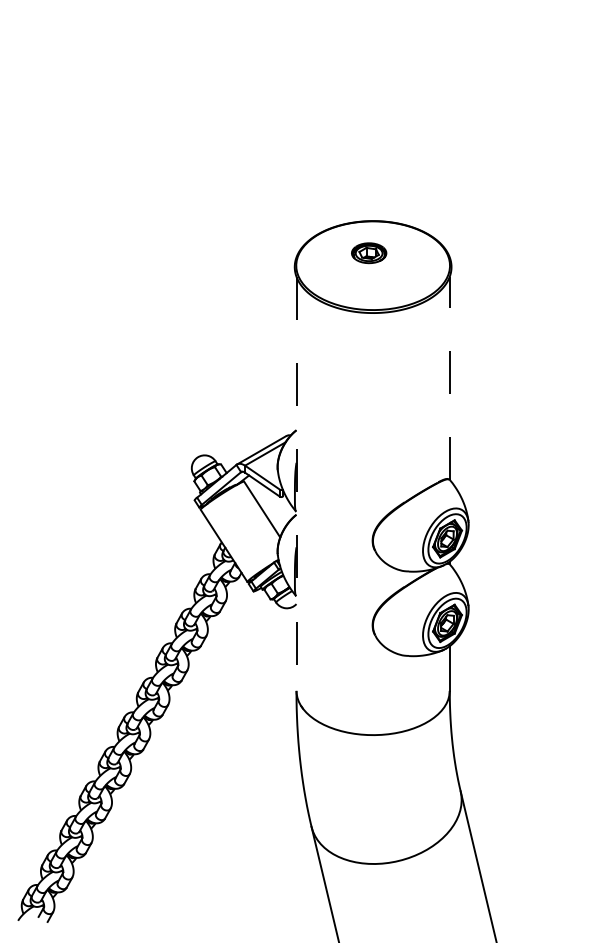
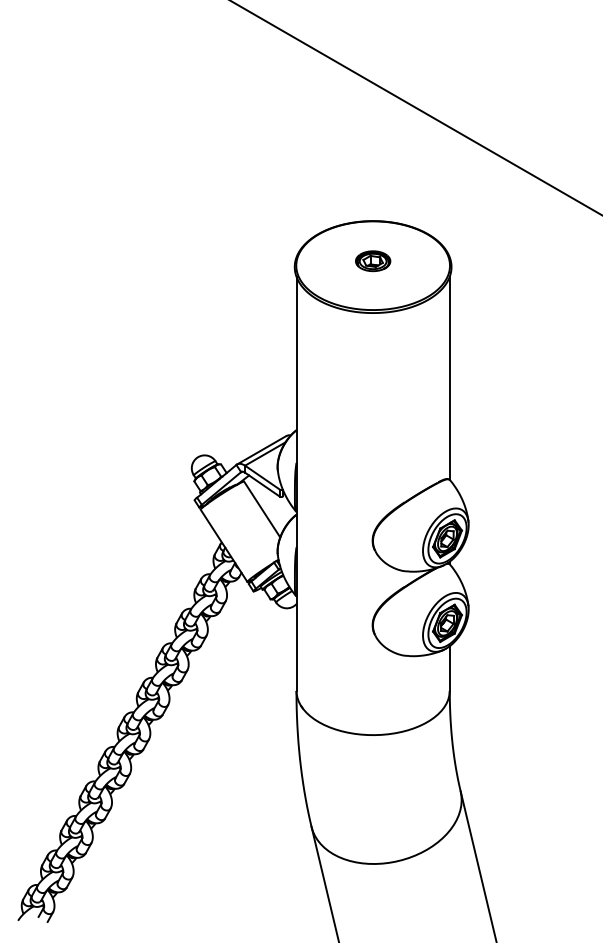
line: none -> present (416, 107)
part position: (369, 253) -> (373, 261) (373, 261)
line: dashed -> solid (449, 378)
line: dashed -> solid (296, 484)
